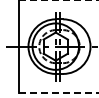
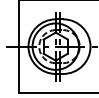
line: dashed -> solid (59, 0)
line: dashed -> solid (59, 93)
